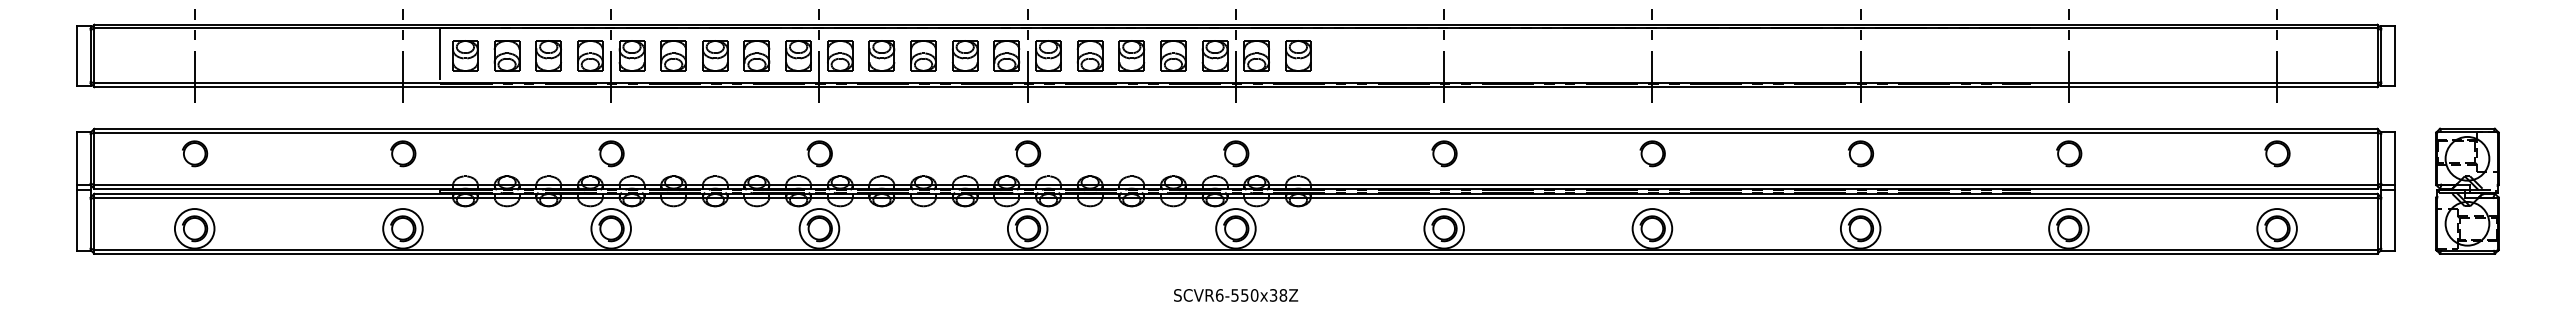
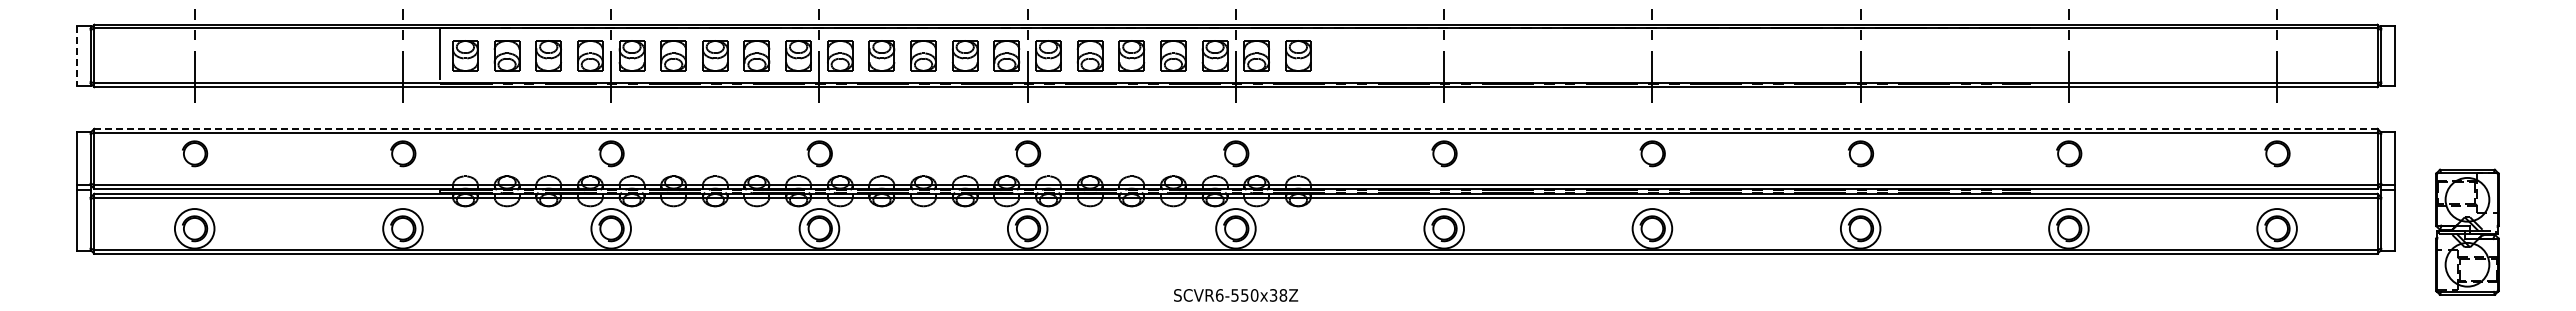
line: solid -> dashed (77, 56)
line: solid -> dashed (1235, 128)
part position: (2467, 190) -> (2467, 231) (2467, 231)
